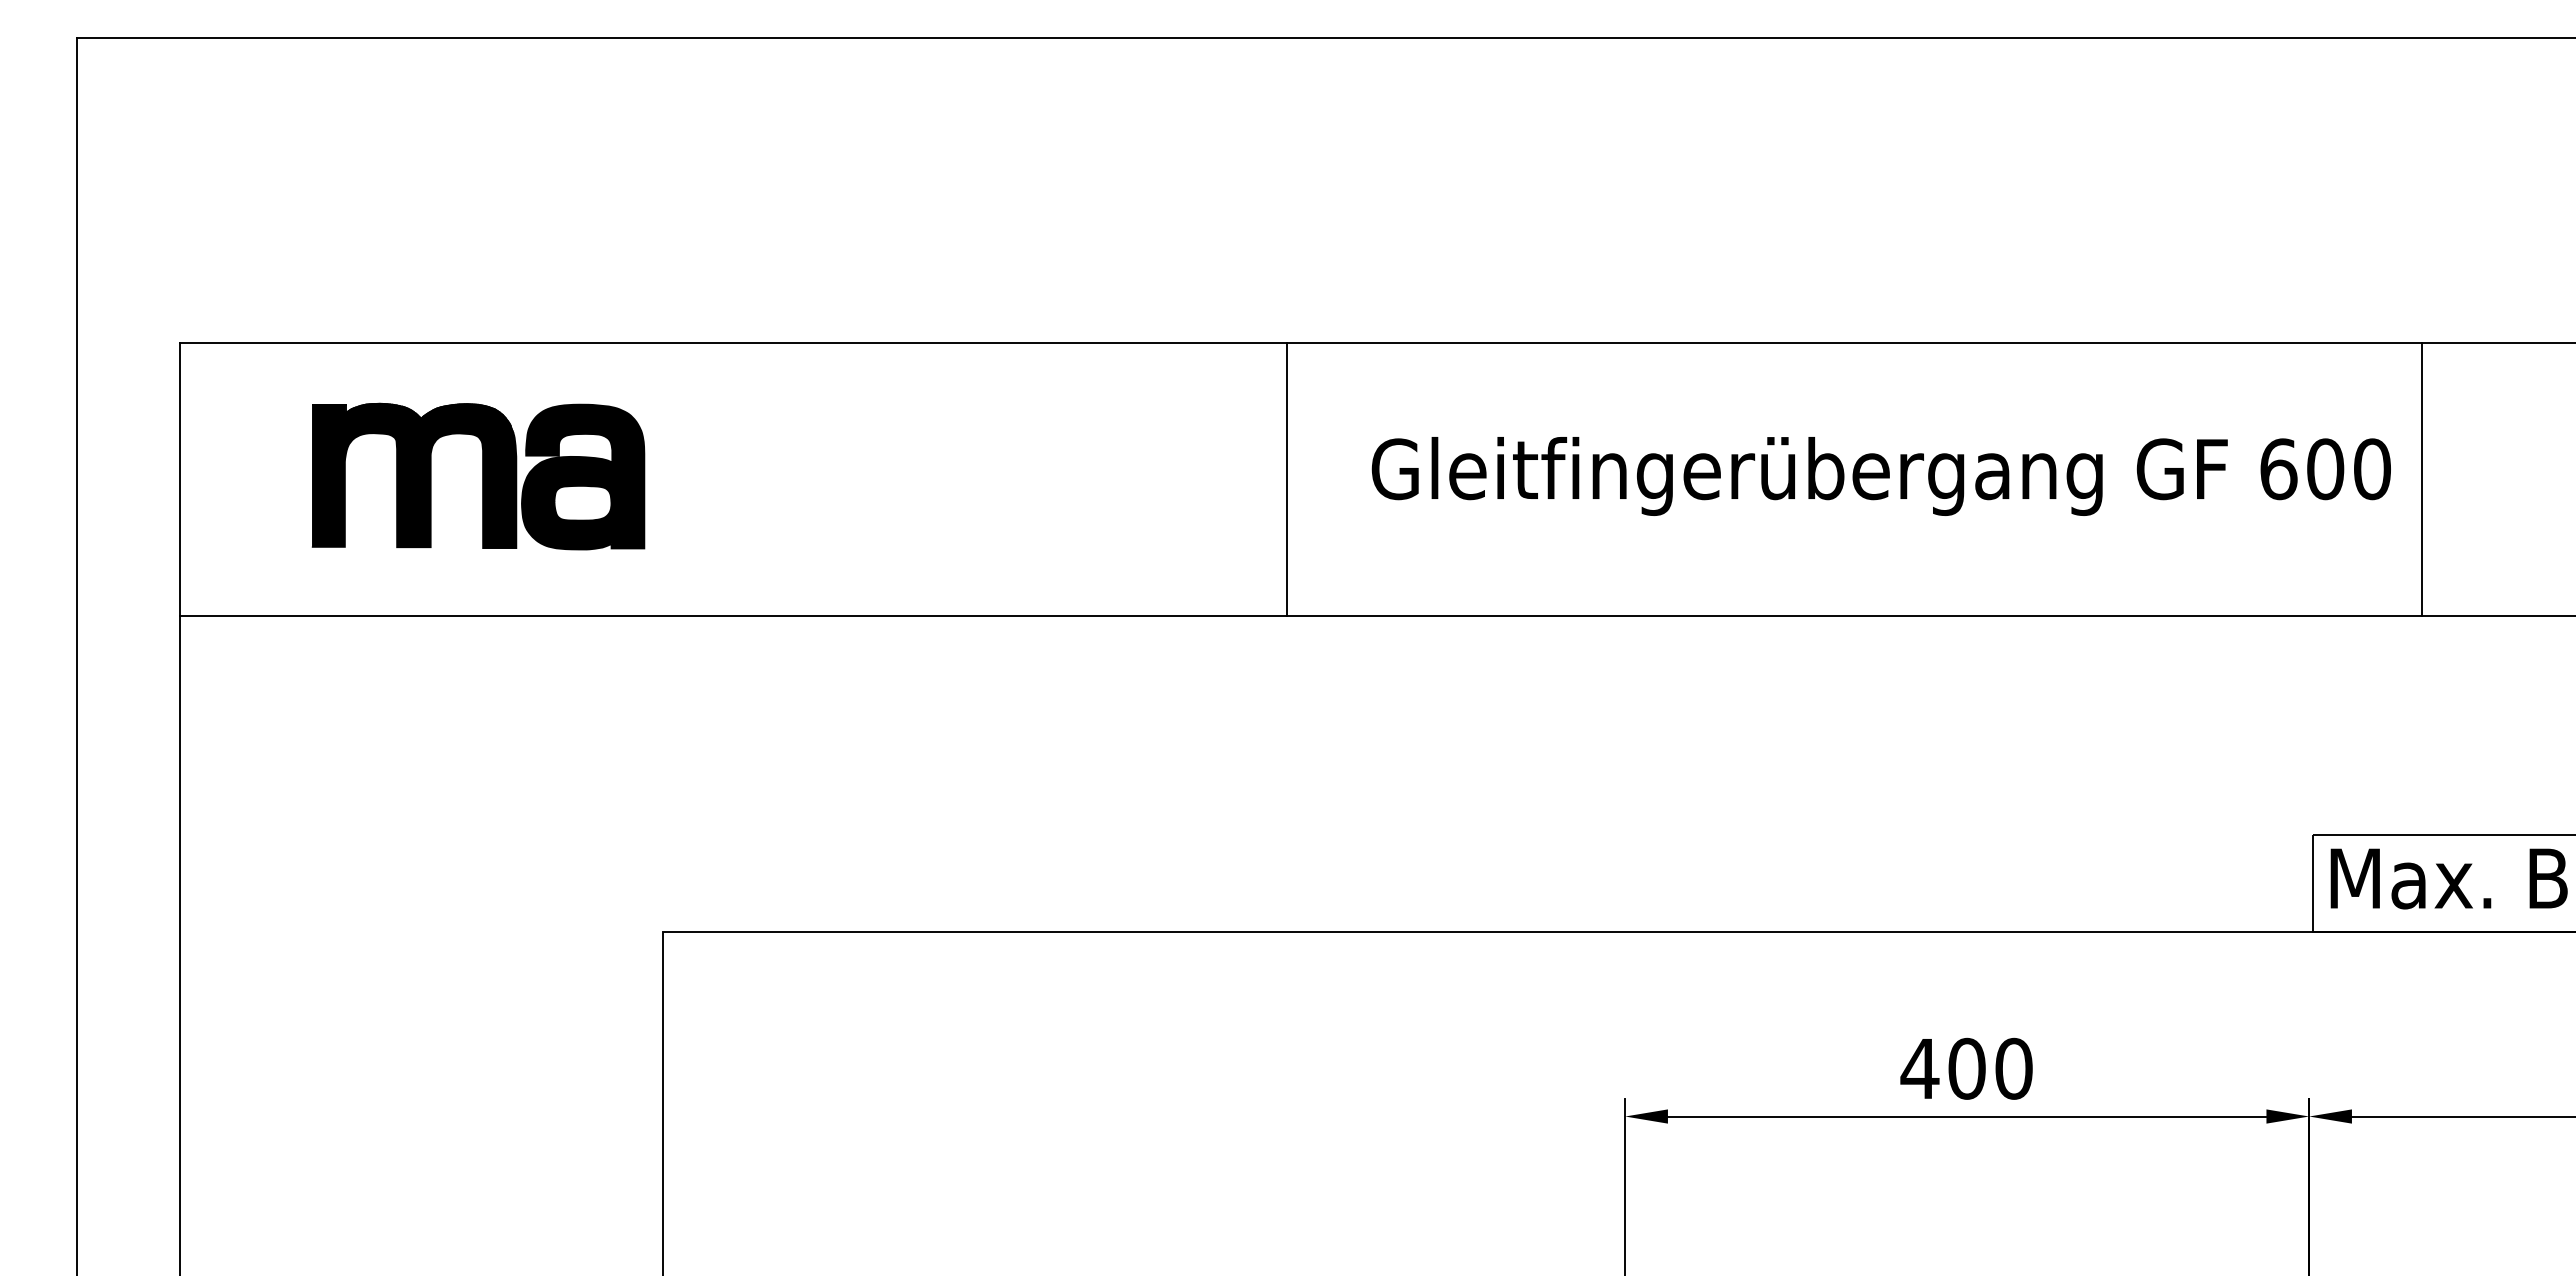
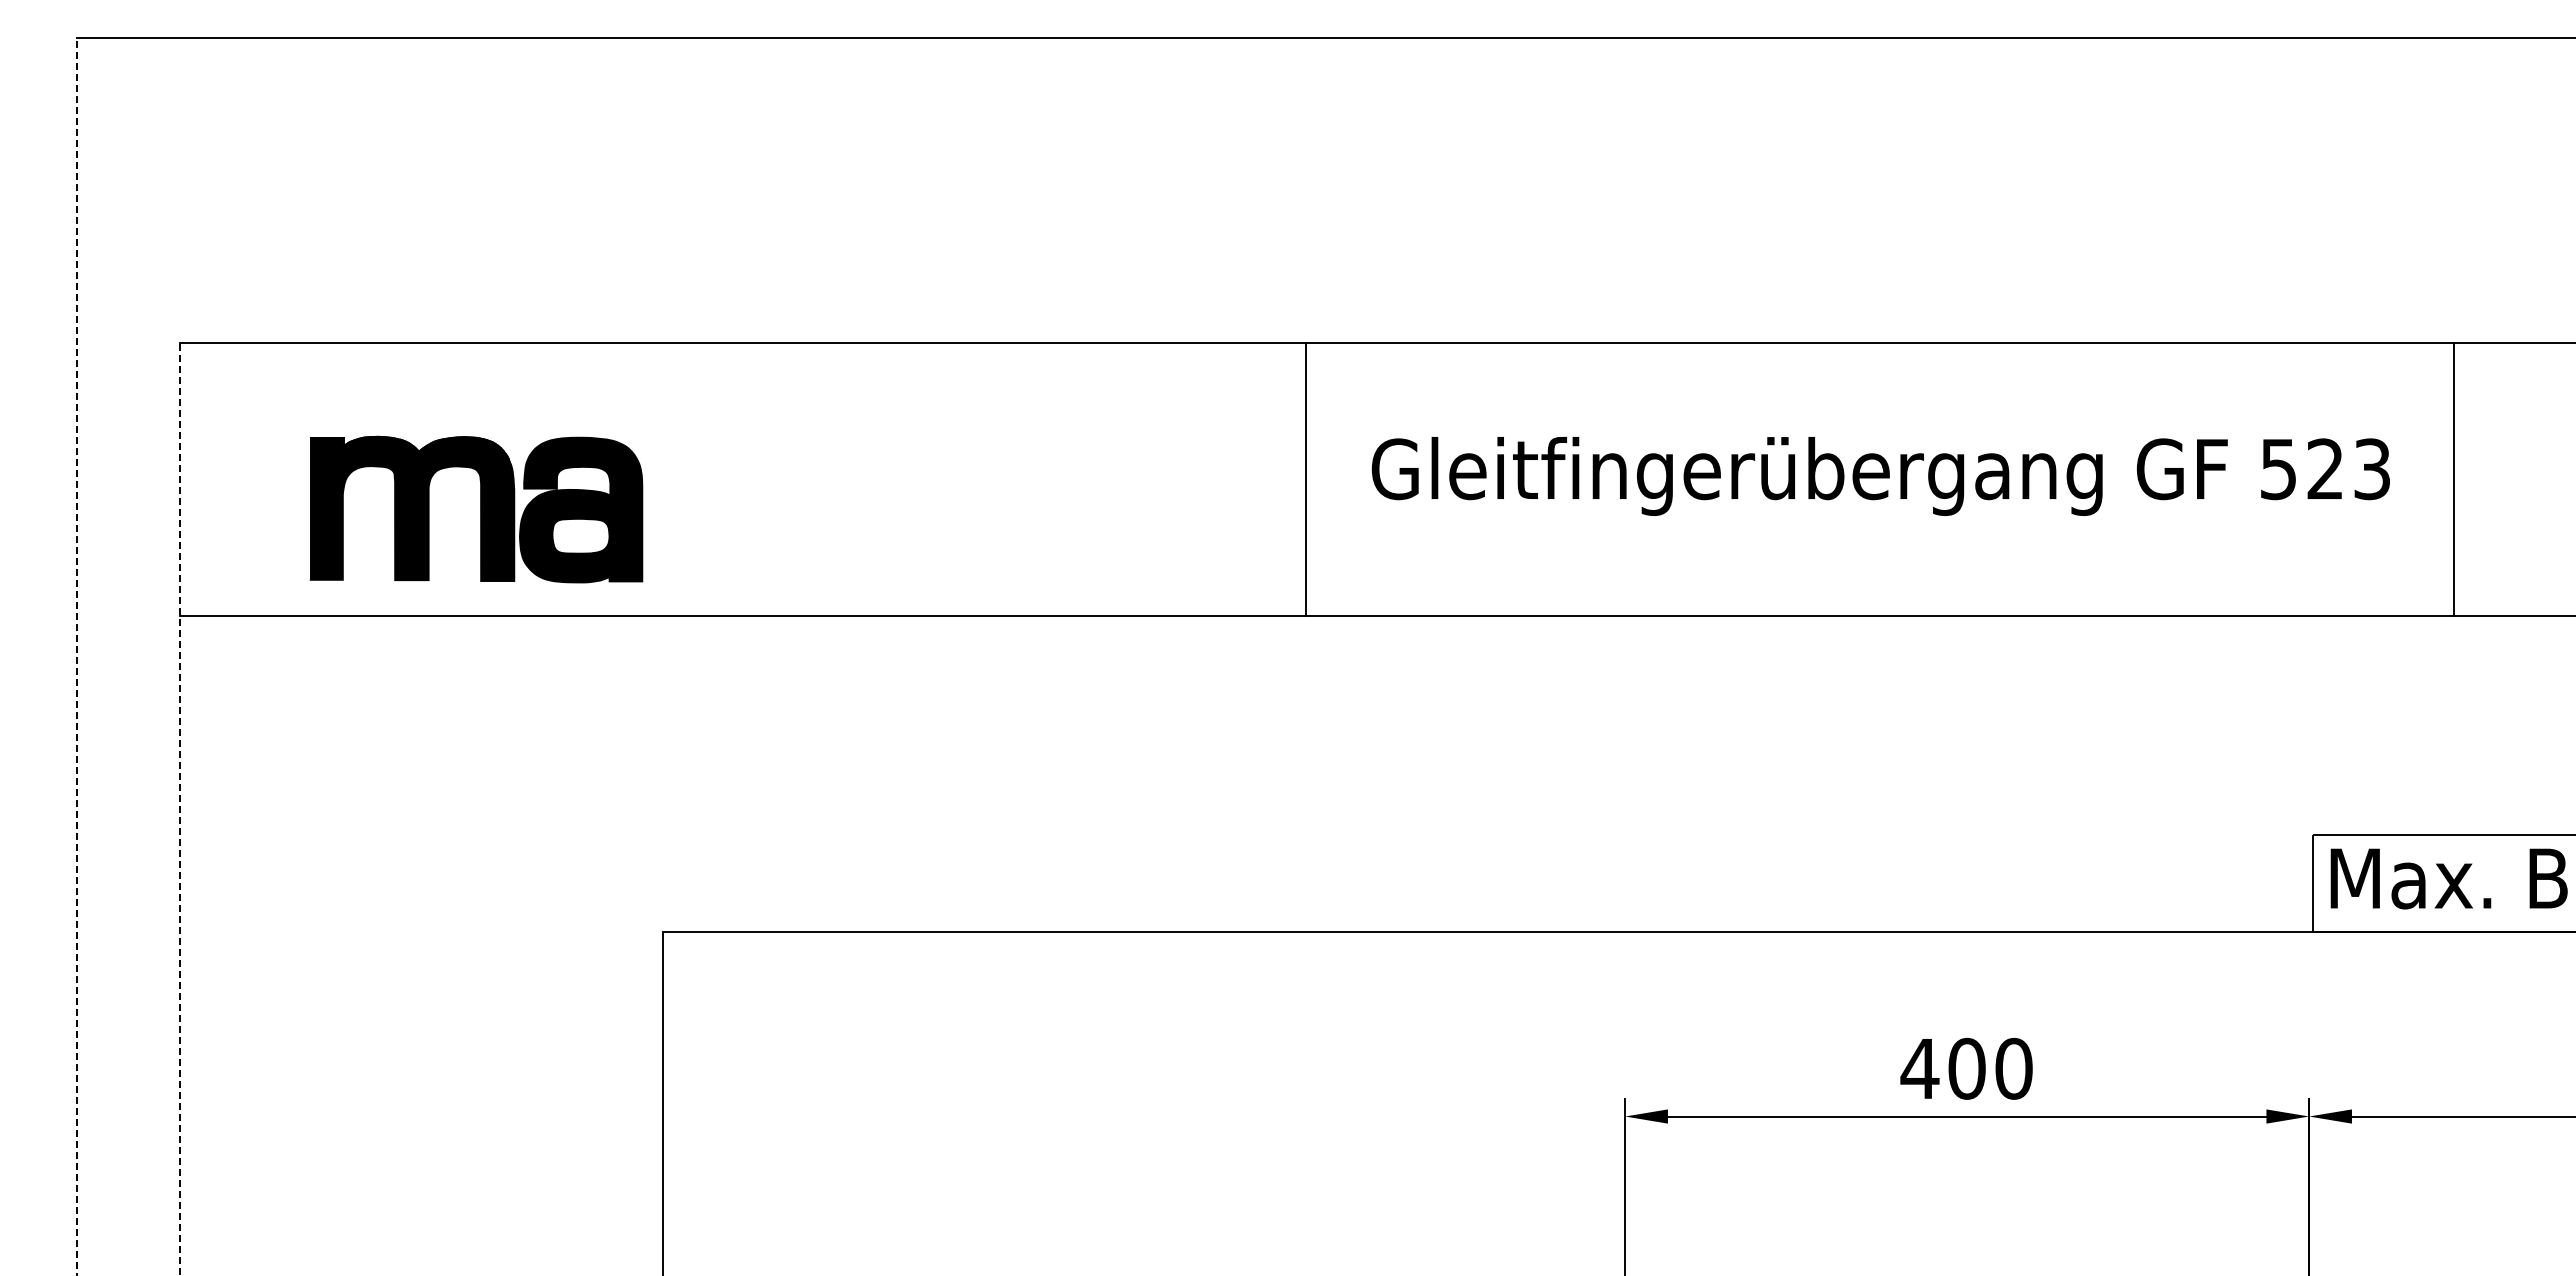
text: 600 -> 523 (2325, 469)
part position: (478, 476) -> (476, 509) (476, 509)
line position: (1287, 478) -> (1306, 478) (1306, 478)
line position: (2422, 478) -> (2454, 478) (2454, 478)
line: solid -> dashed (77, 656)
line: solid -> dashed (179, 808)
